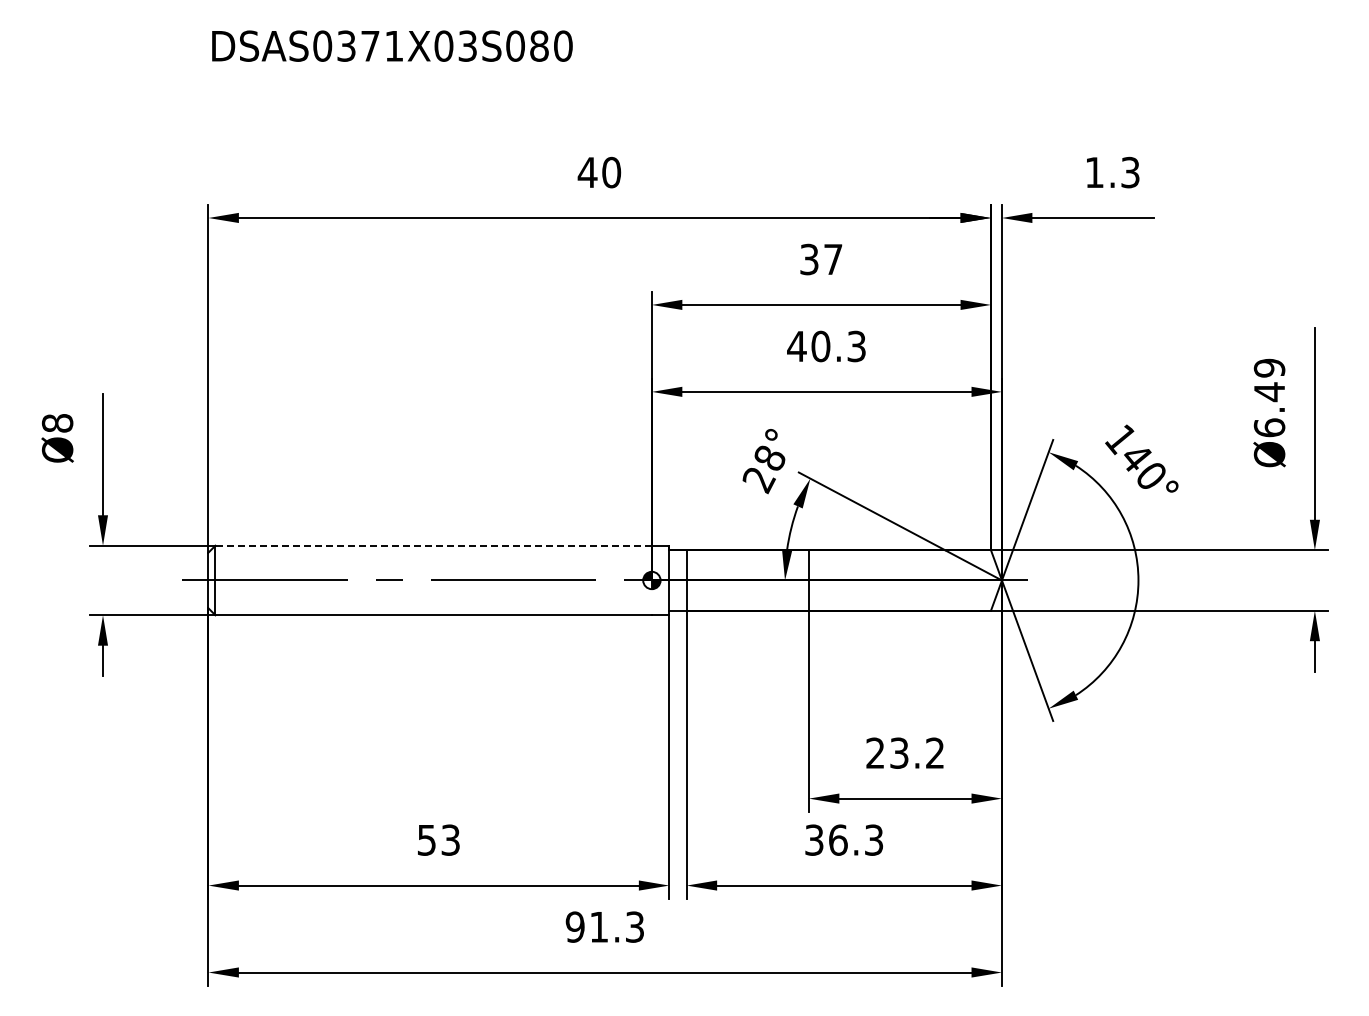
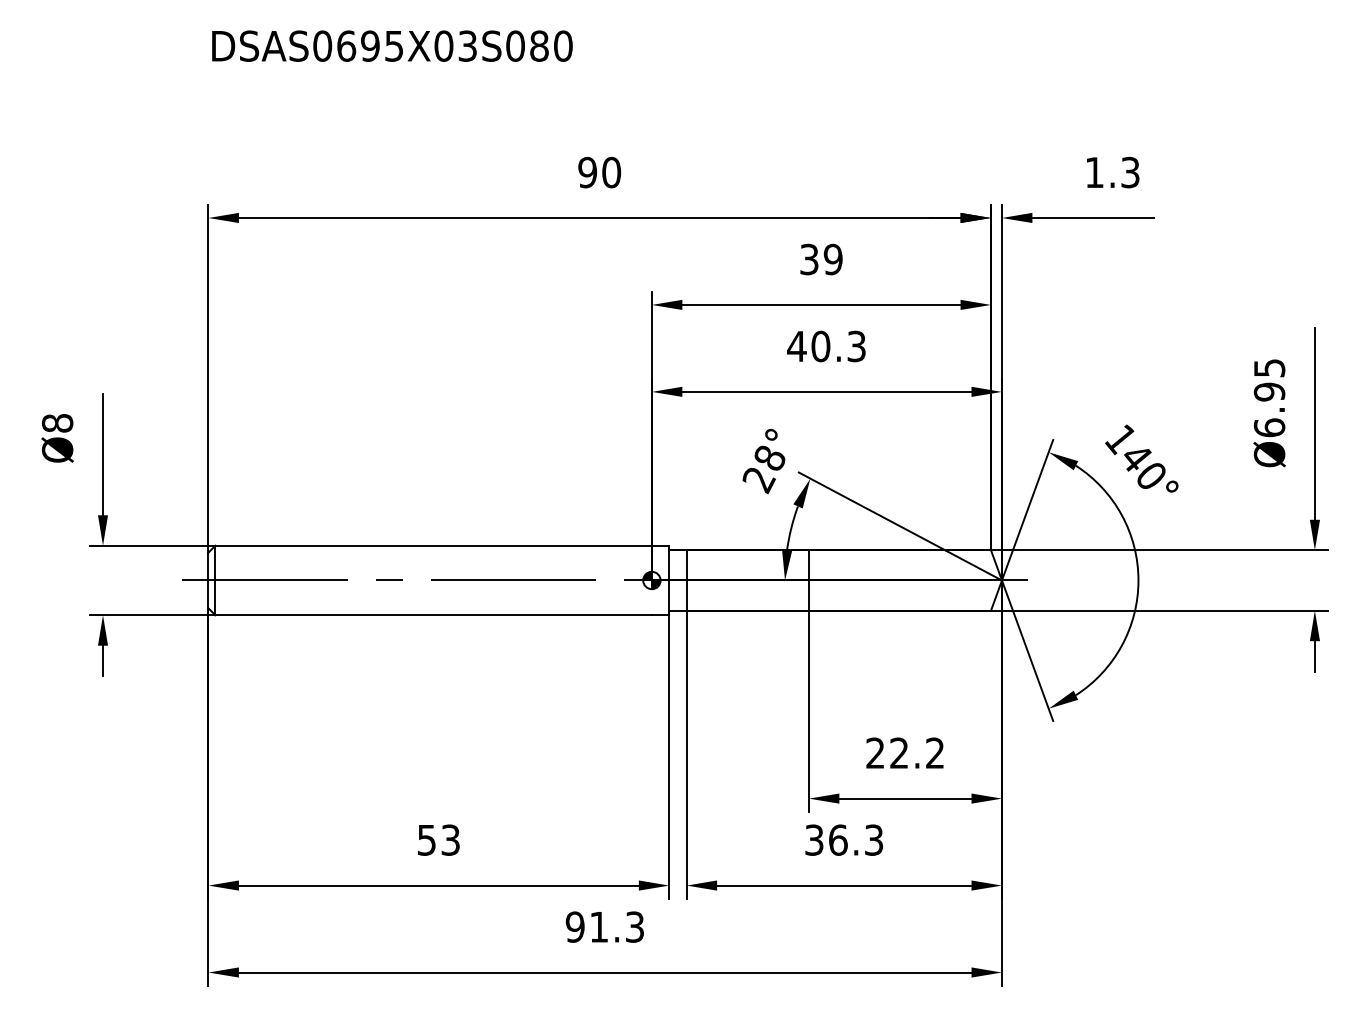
text: DSAS0371X03S080 -> DSAS0695X03S080 (369, 45)
text: 40 -> 90 (587, 172)
text: 37 -> 39 (832, 259)
text: Ø6.49 -> Ø6.95 (1269, 380)
line: dashed -> solid (433, 545)
text: 23.2 -> 22.2 (899, 752)
